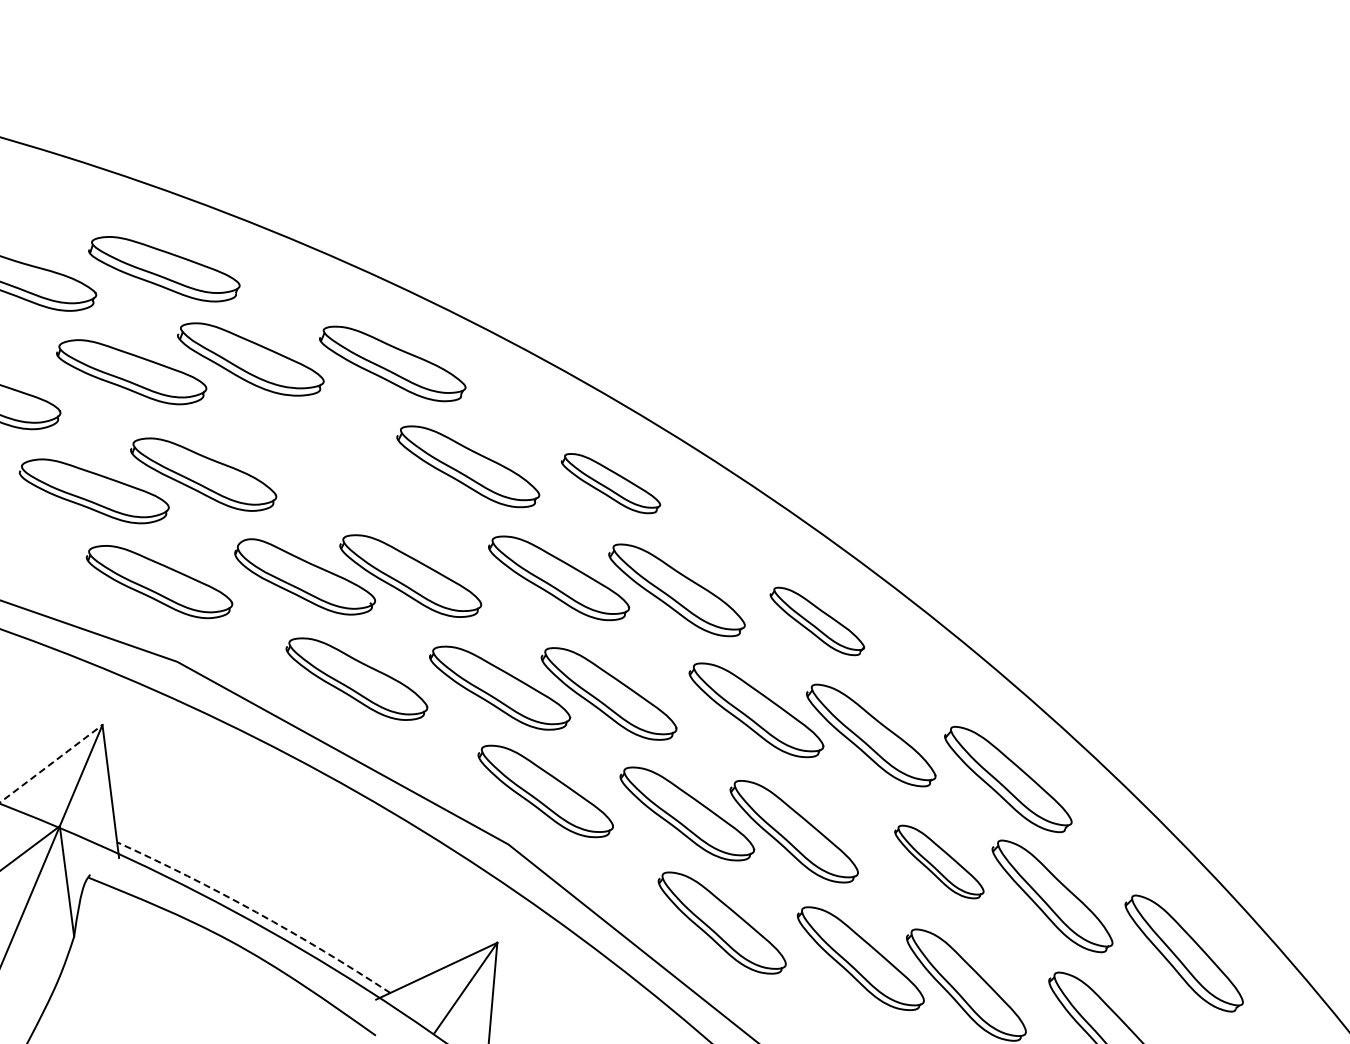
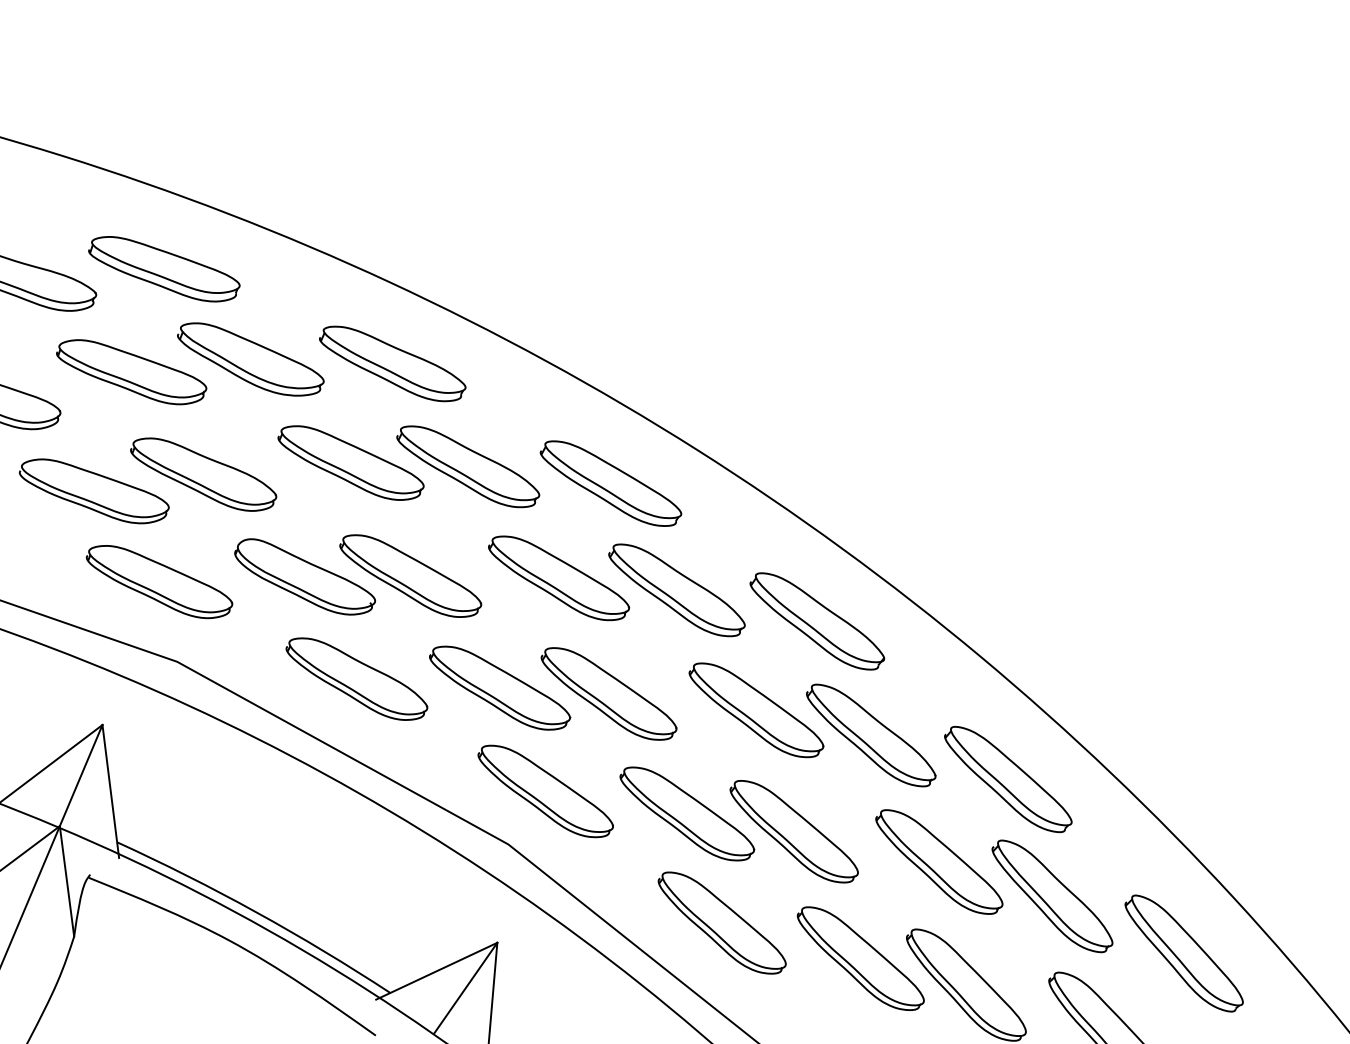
part: none -> present (350, 462)
part size: 101x62 px -> 144x87 px (610, 483)
part size: 97x71 px -> 137x99 px (817, 621)
line: dashed -> solid (51, 763)
part size: 91x76 px -> 129x106 px (939, 861)
arc: dashed -> solid (256, 912)
